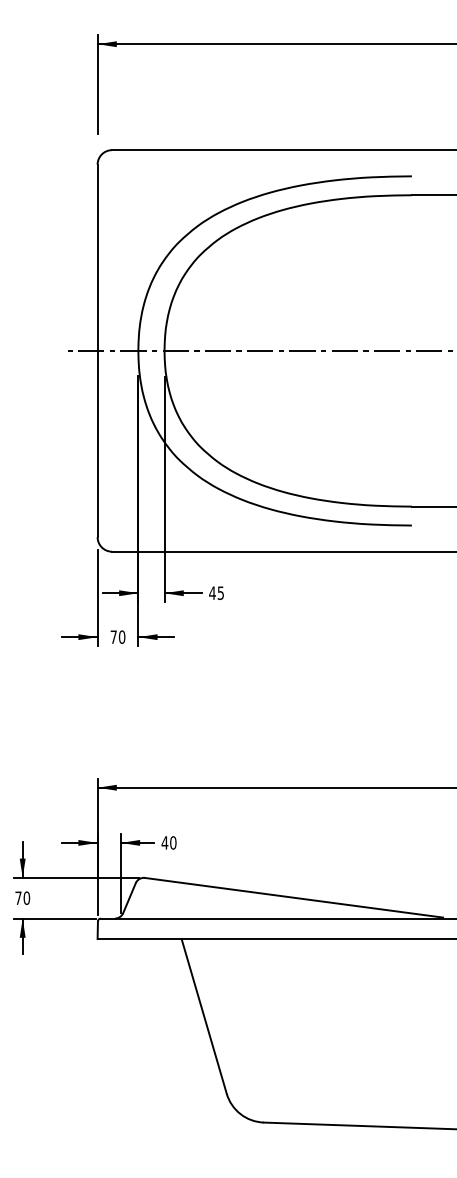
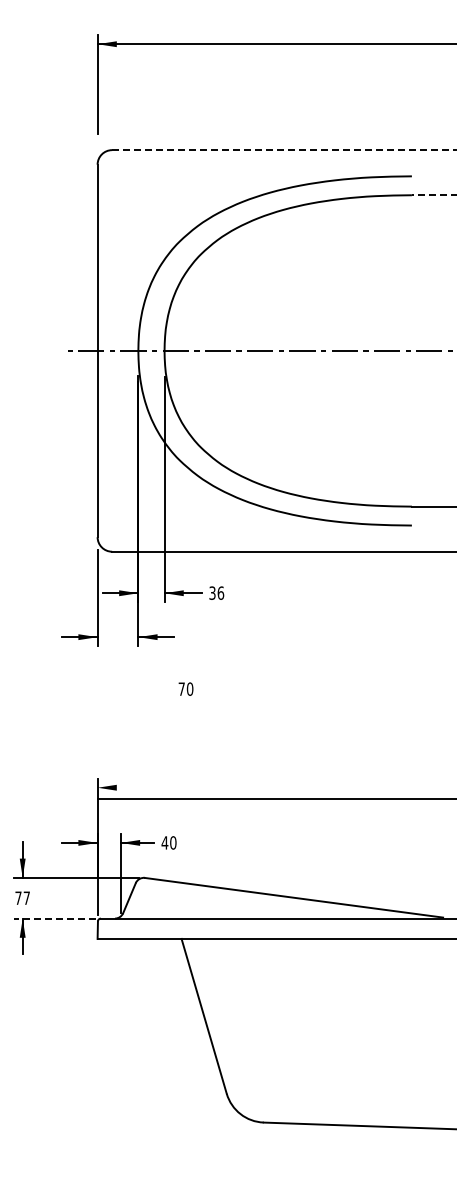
line: solid -> dashed (285, 150)
line: solid -> dashed (433, 195)
text: 45 -> 36 (216, 592)
text position: (117, 636) -> (185, 688) (185, 688)
line position: (275, 787) -> (275, 798) (275, 798)
text: 70 -> 77 (26, 897)
line: solid -> dashed (54, 918)
